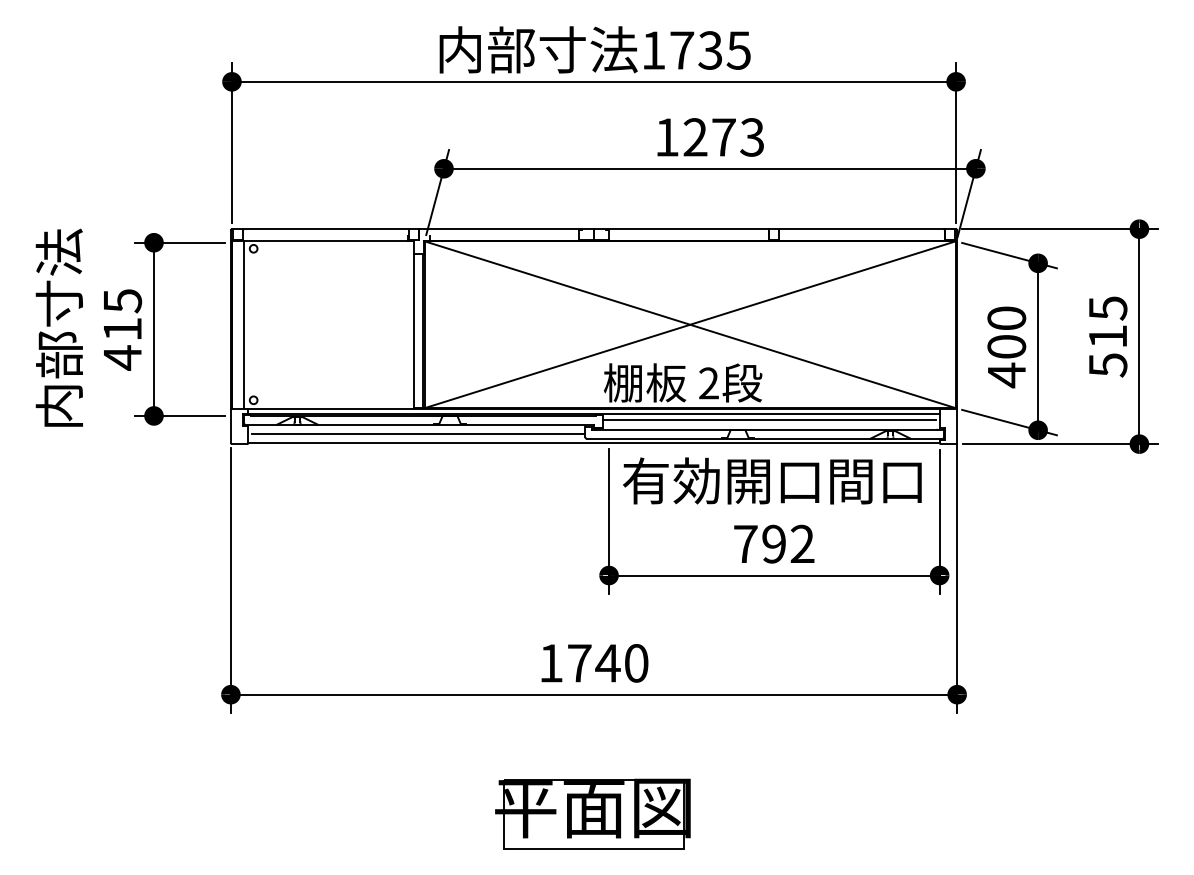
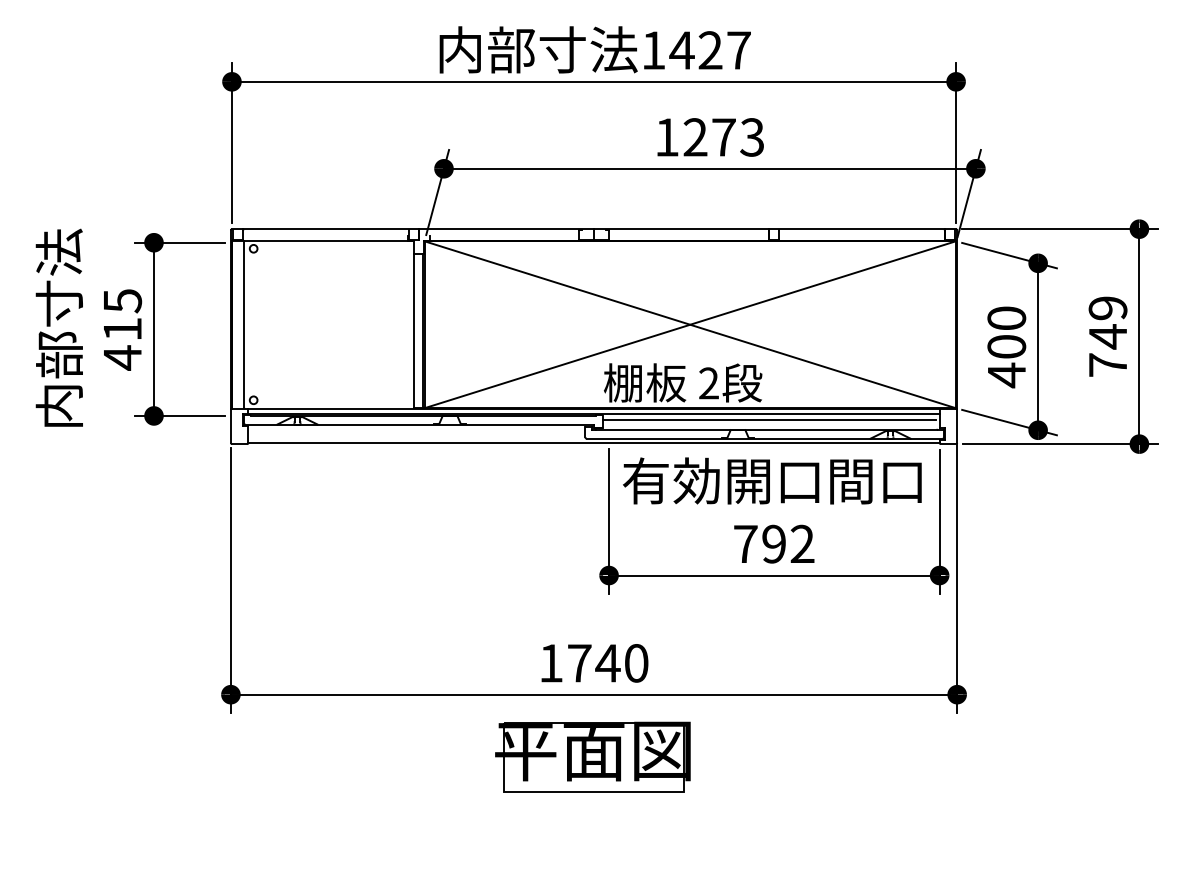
text: 1735 -> 1427 (709, 50)
text: 515 -> 749 (1107, 336)
line: present -> none (418, 434)
part position: (592, 813) -> (592, 756) (592, 756)
